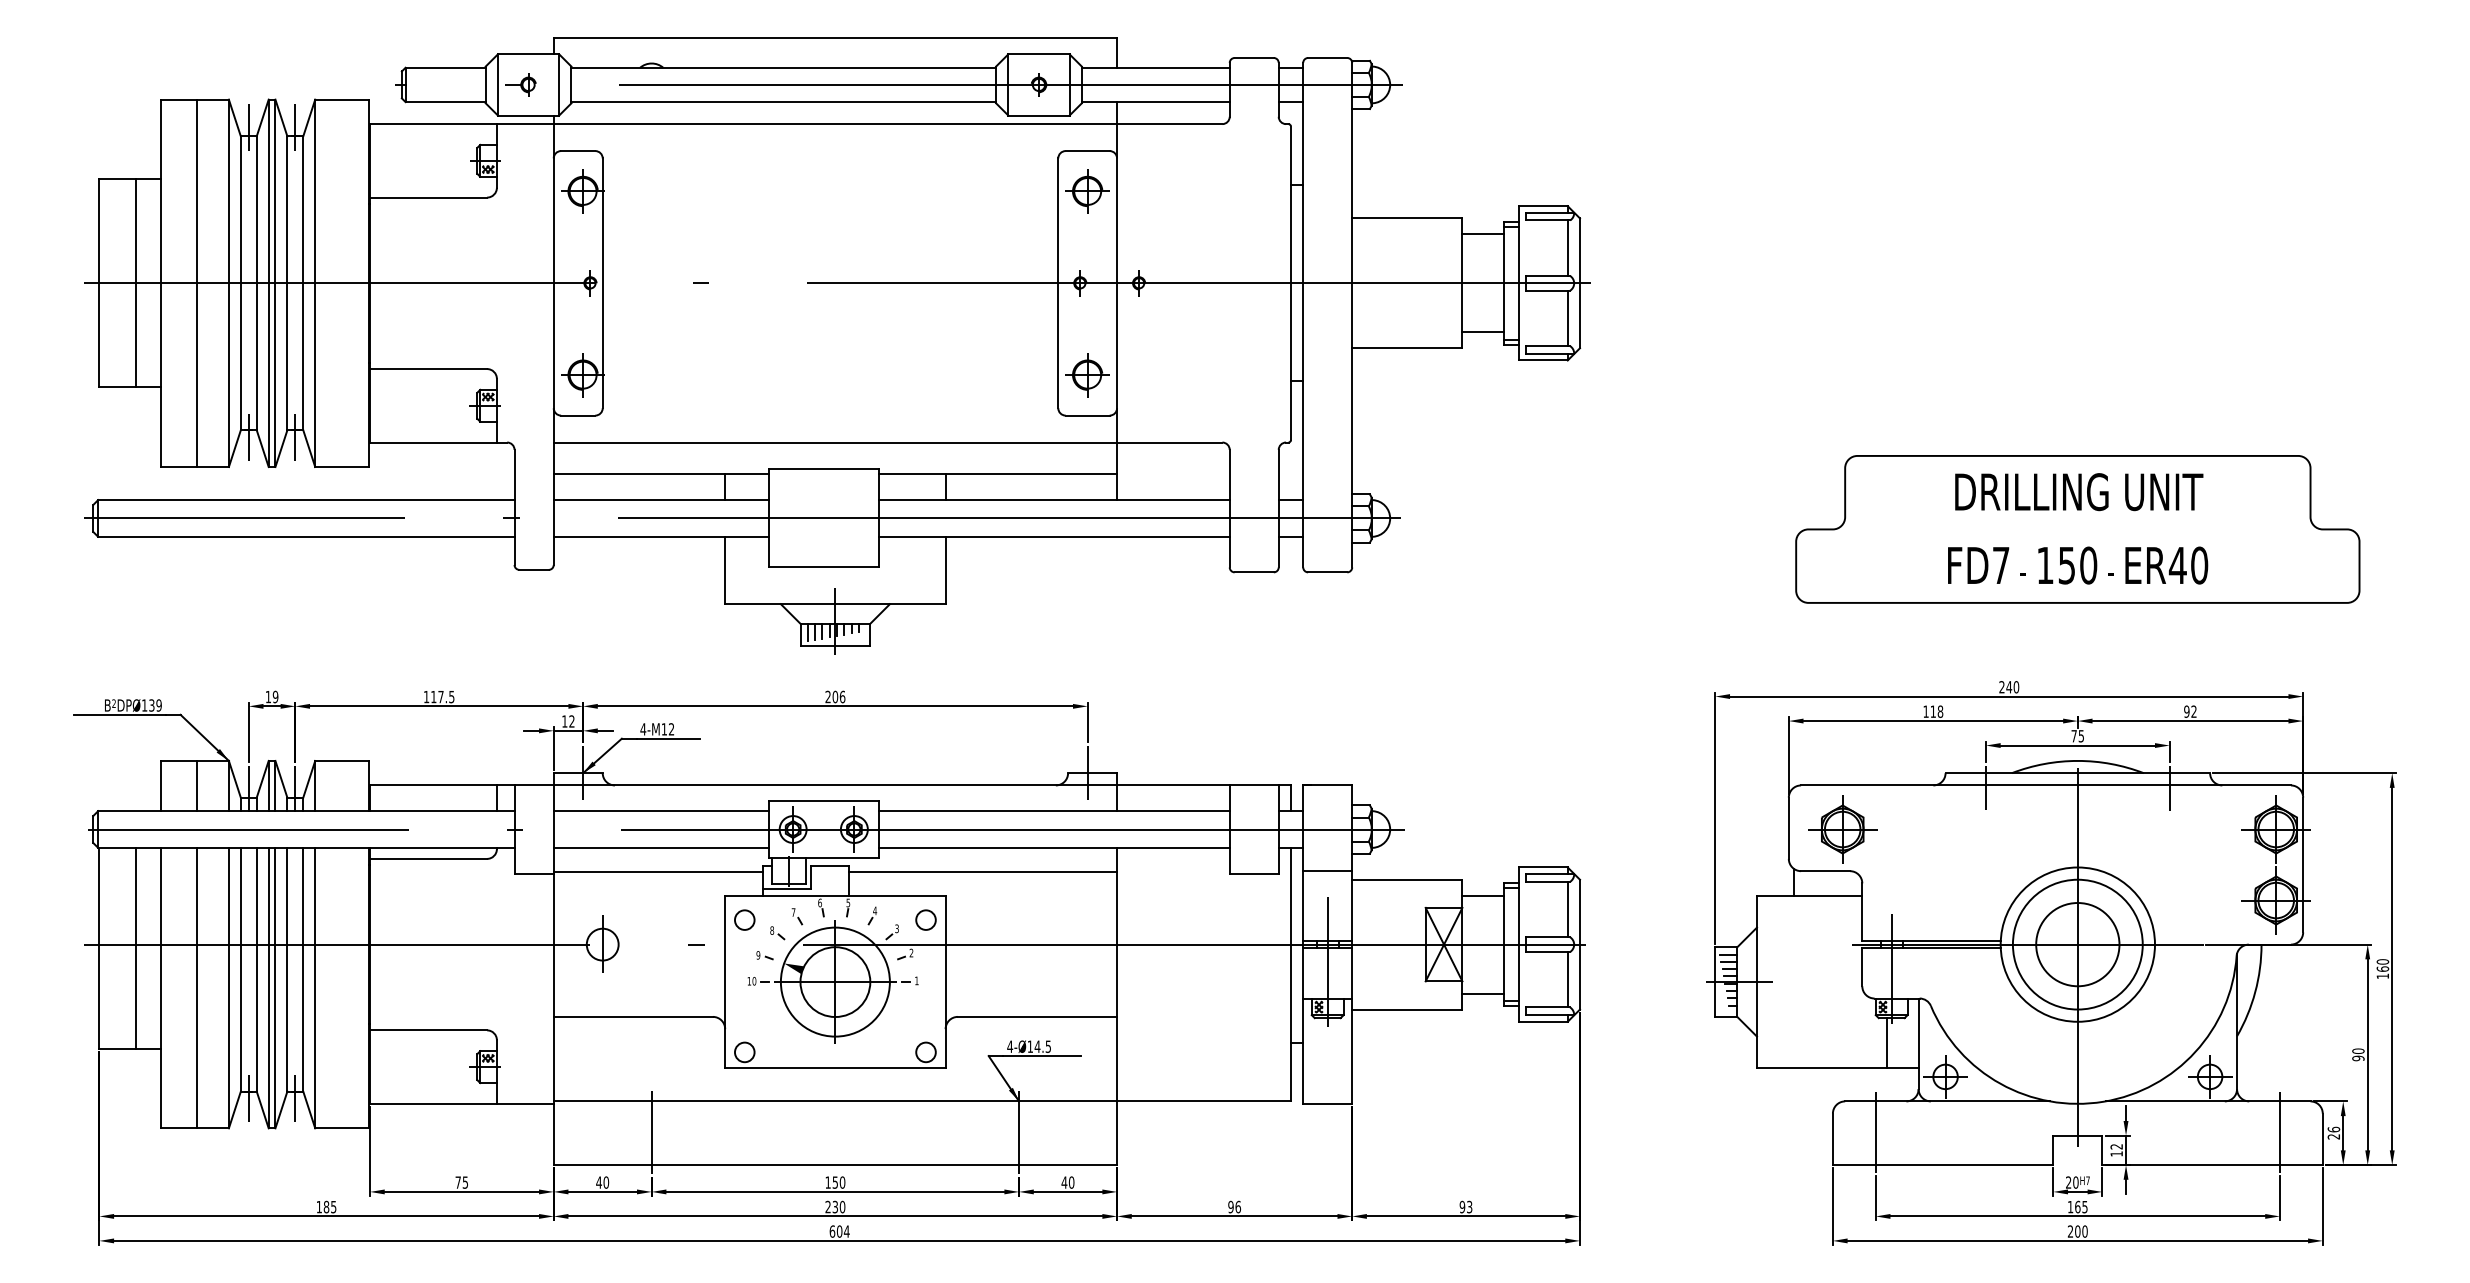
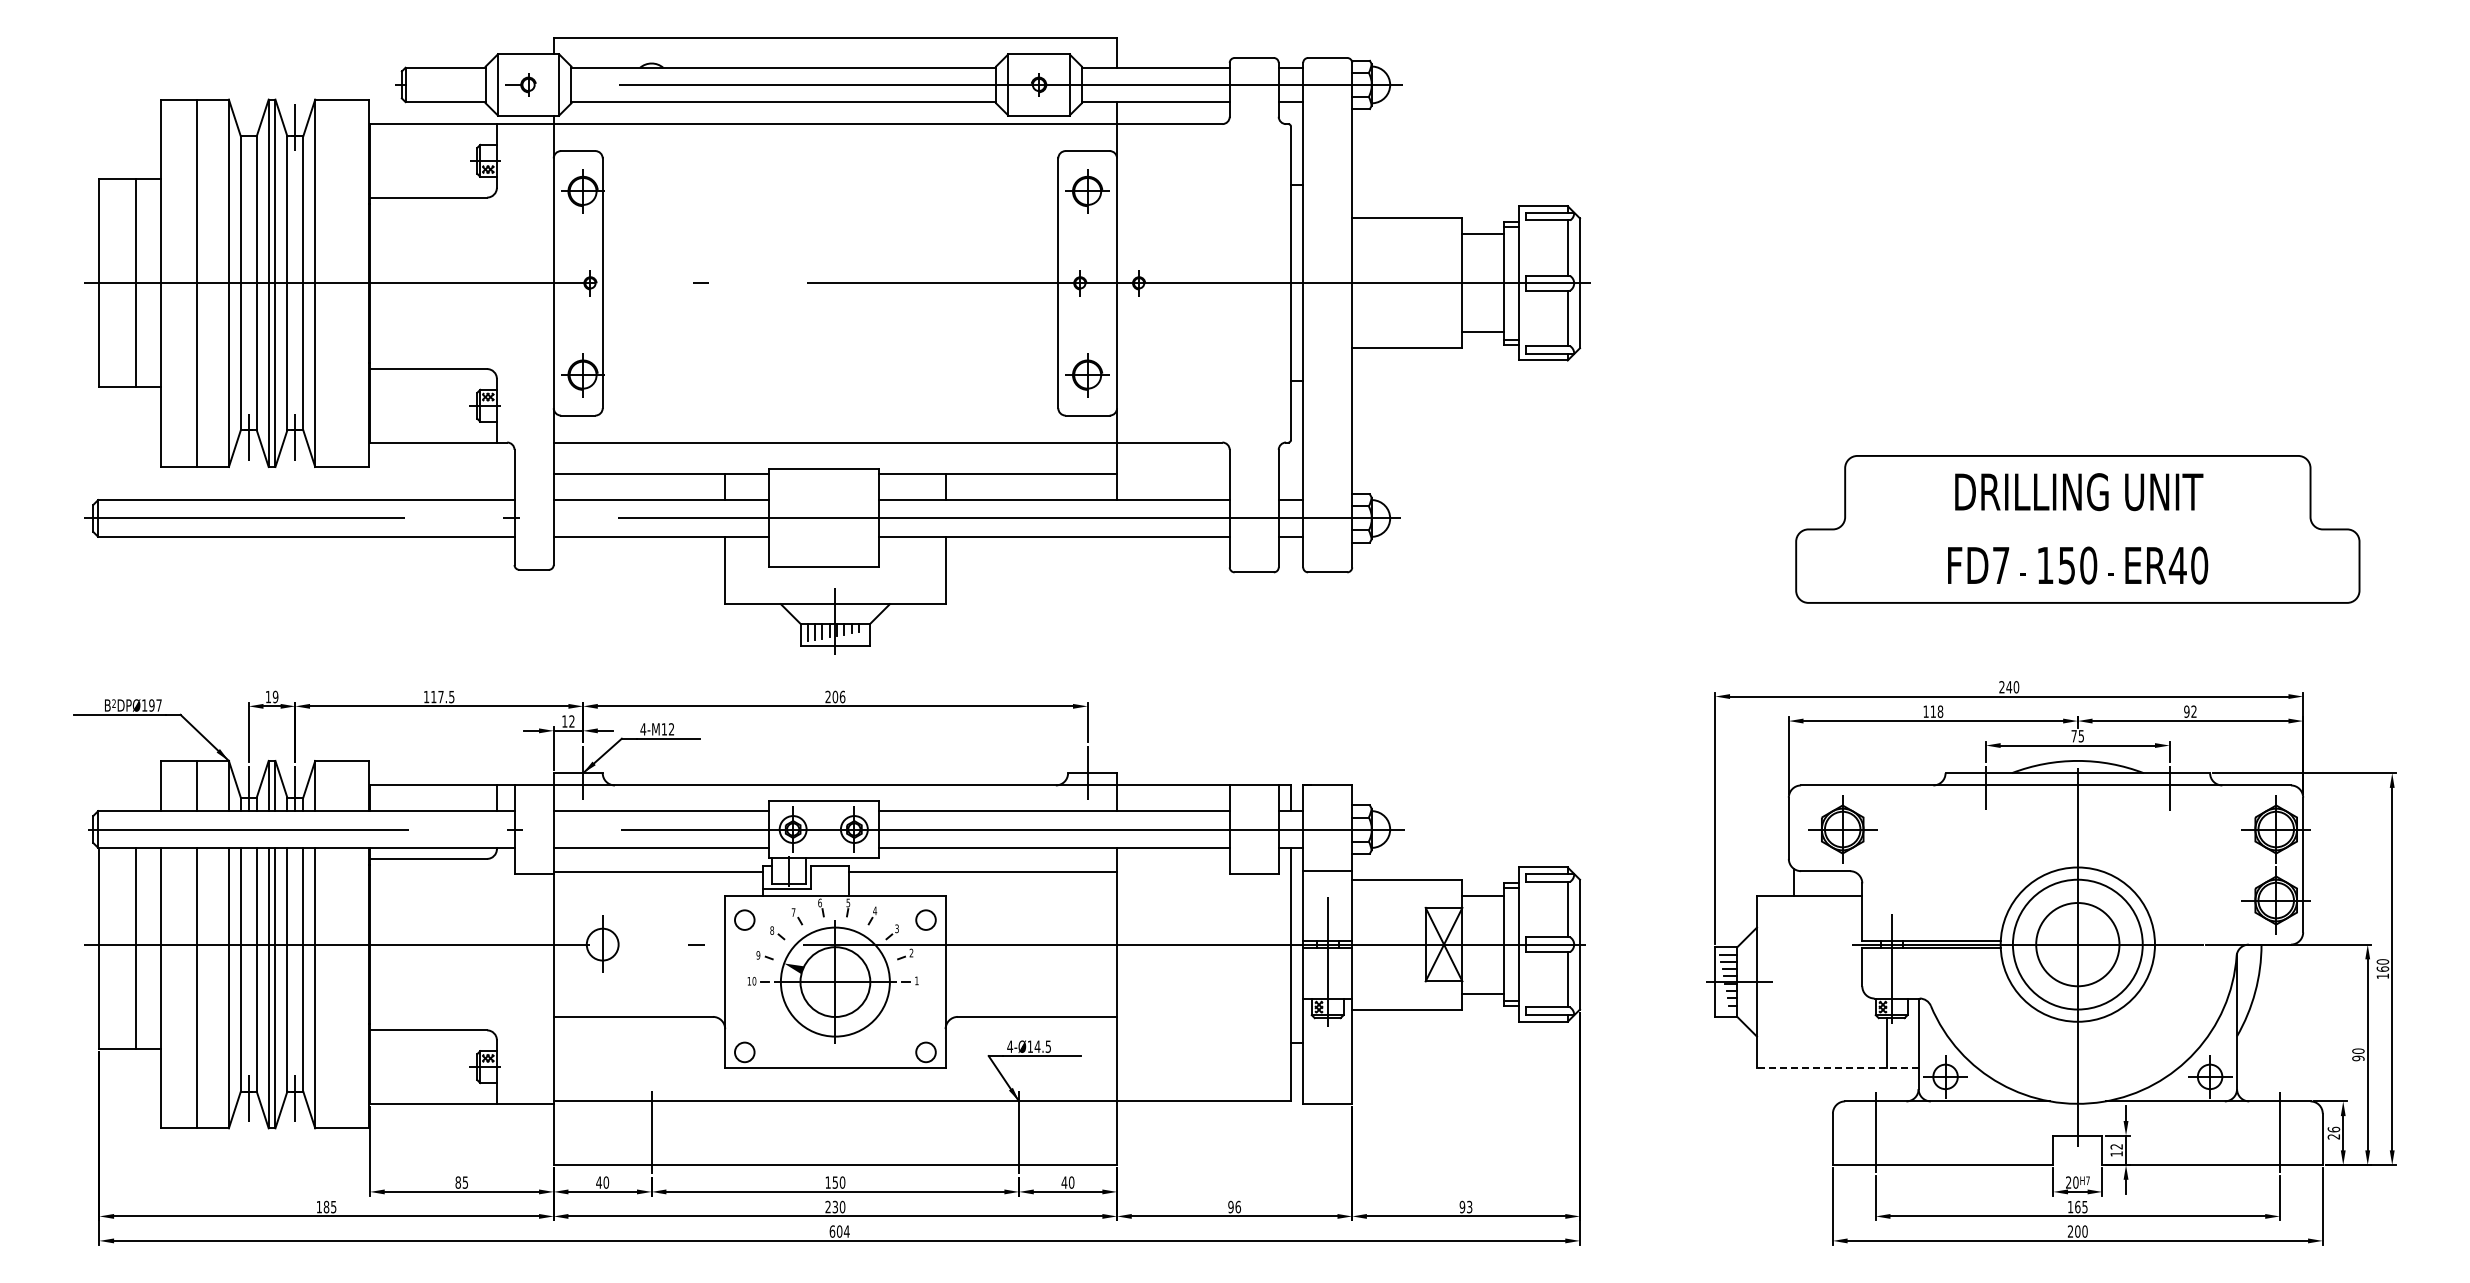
line: present -> none (248, 127)
text: DPØ139 -> DPØ197 (155, 705)
line: solid -> dashed (1837, 1067)
text: 75 -> 85 (457, 1182)
